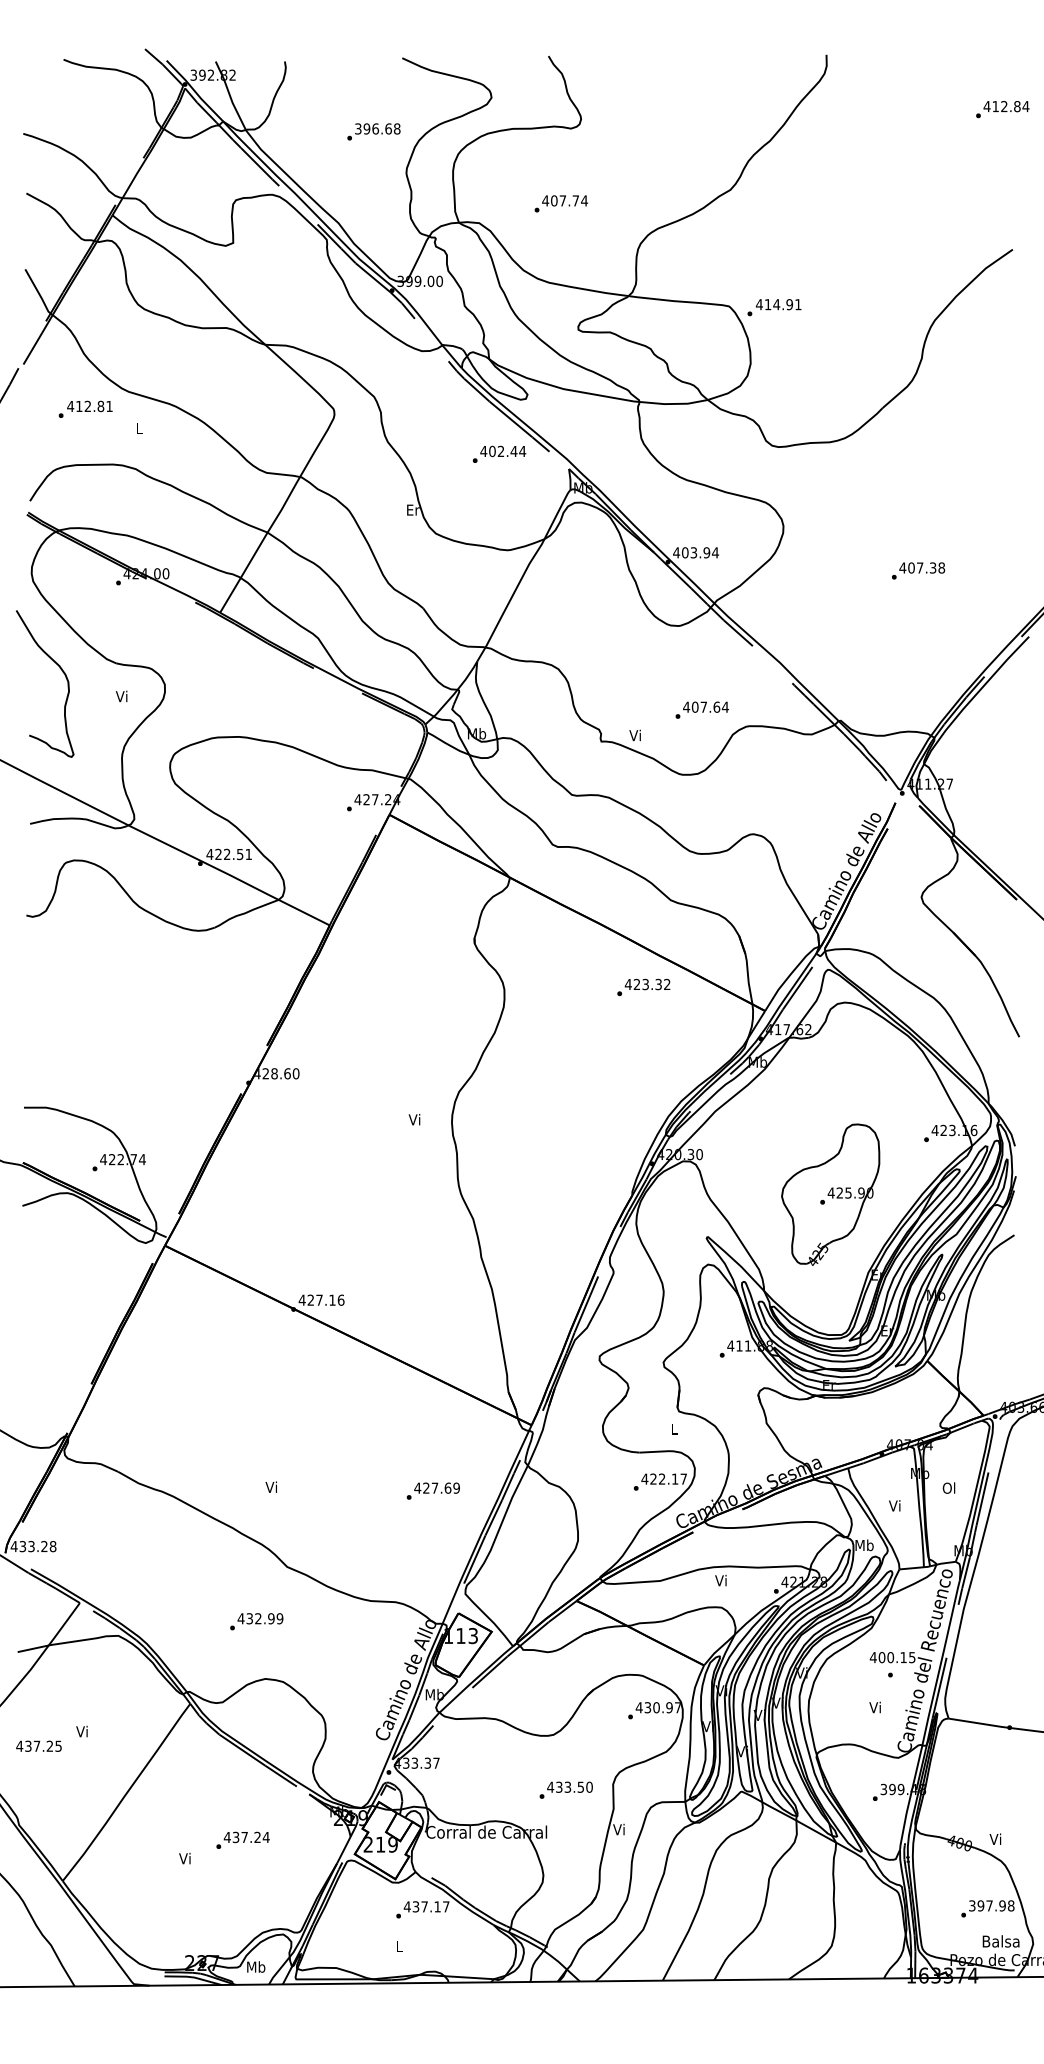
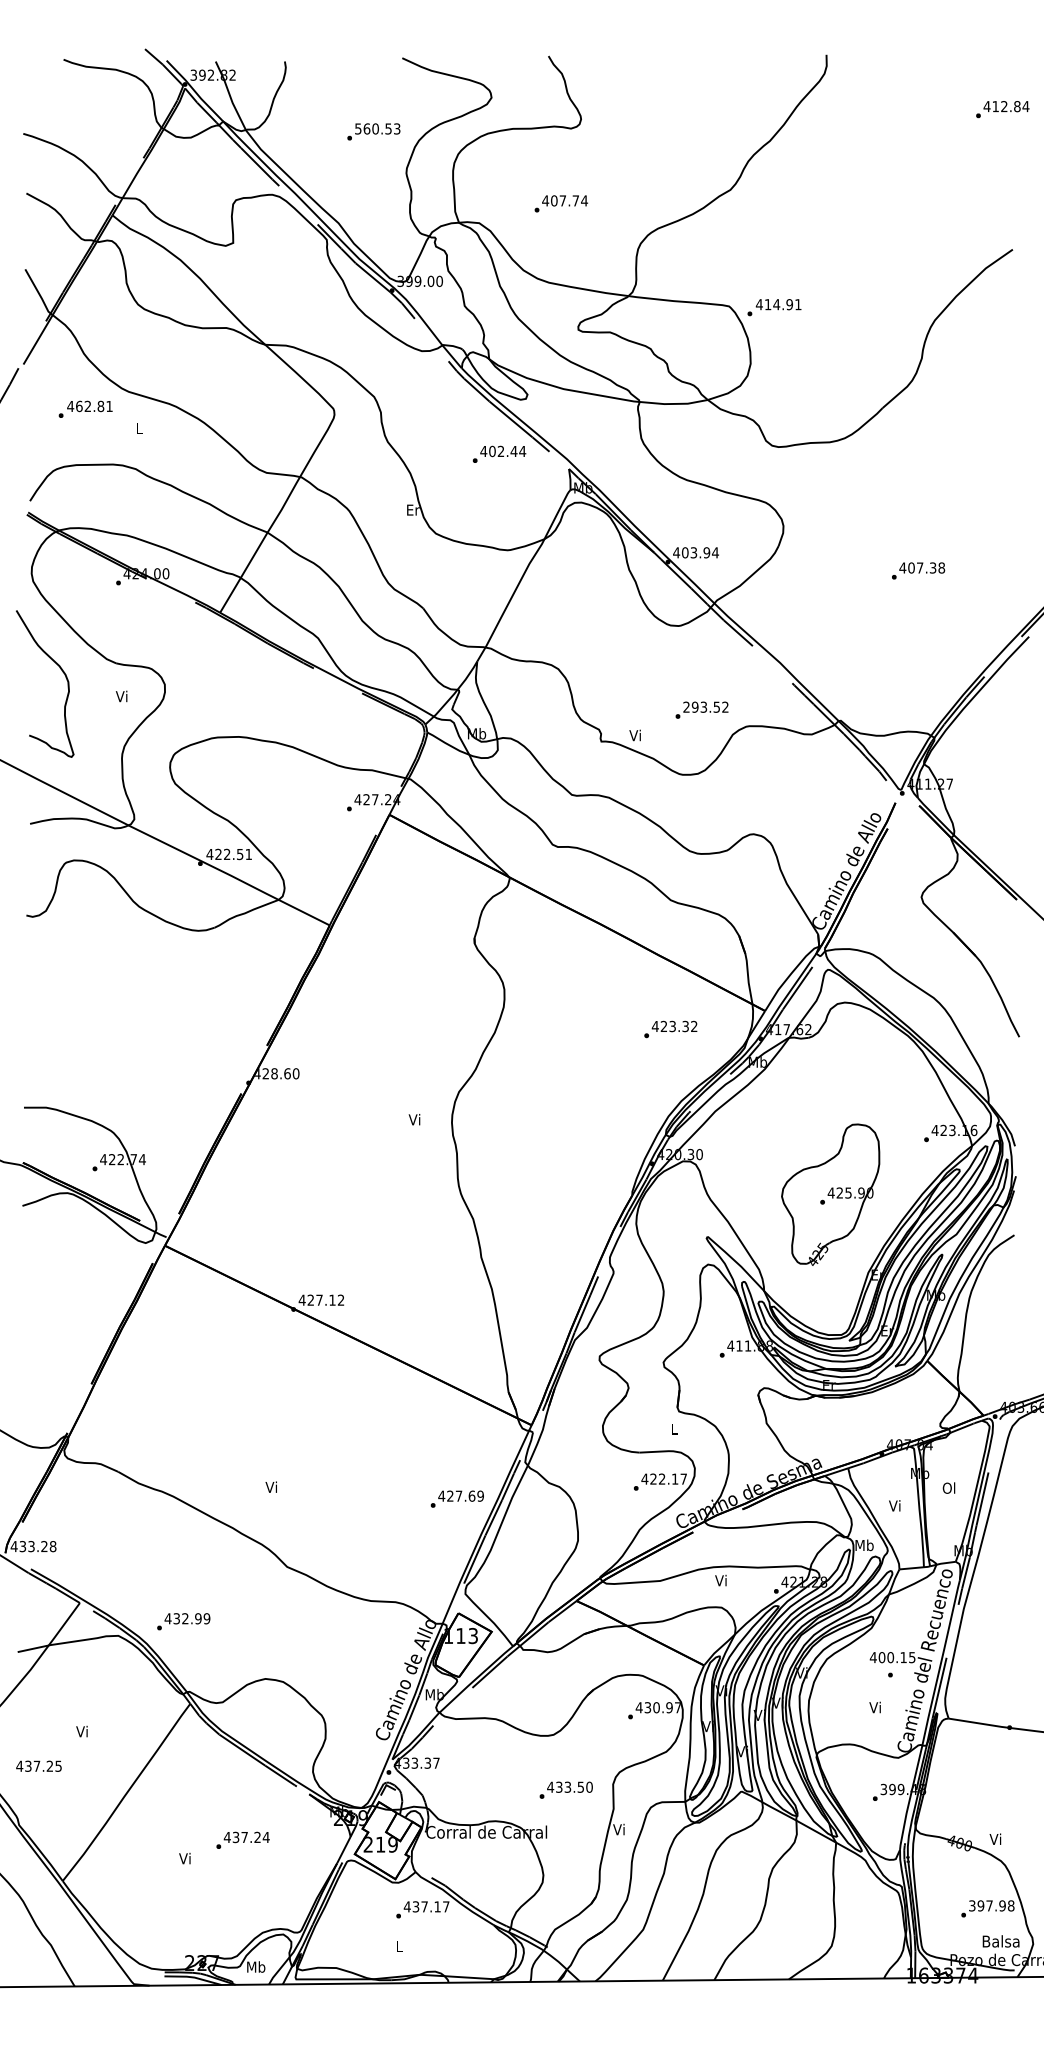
text: 396.68 -> 560.53 (377, 128)
text: 412.81 -> 462.81 (79, 406)
text: 407.64 -> 293.52 (705, 706)
text position: (643, 987) -> (670, 1029) (670, 1029)
text: 427.16 -> 427.12 (340, 1299)
text position: (432, 1490) -> (456, 1498) (456, 1498)
text position: (256, 1621) -> (183, 1621) (183, 1621)
text position: (38, 1745) -> (38, 1765) (38, 1765)
